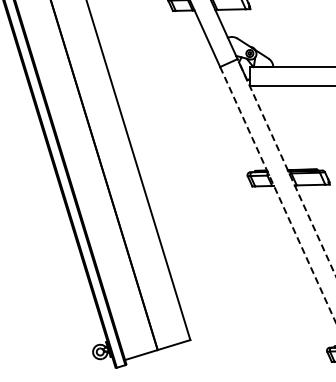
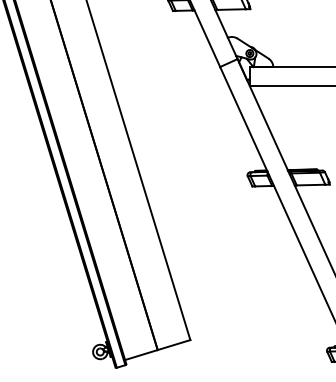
line: dashed -> solid (286, 167)
line: dashed -> solid (277, 194)
